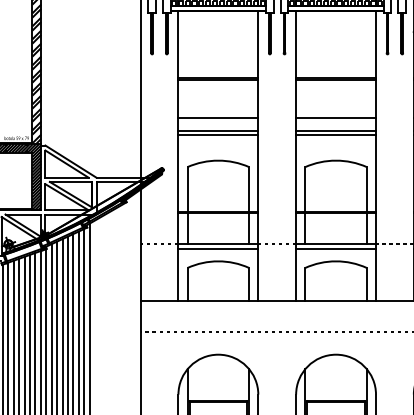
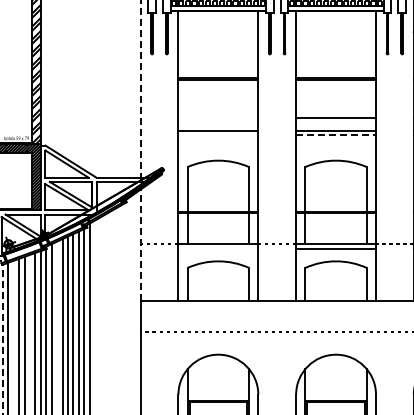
line: present -> none (218, 118)
line: present -> none (218, 135)
line: solid -> dashed (336, 135)
line: solid -> dashed (140, 150)
line: present -> none (218, 248)
line: present -> none (57, 326)
line: present -> none (30, 332)
line: present -> none (13, 335)
line: solid -> dashed (2, 339)
